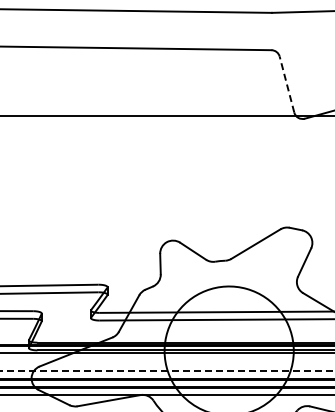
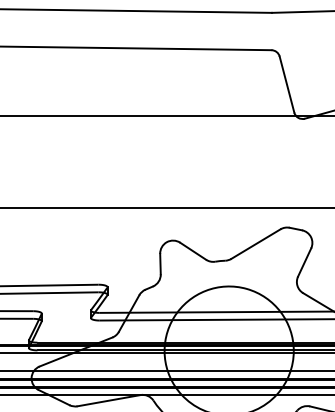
line: dashed -> solid (287, 84)
line: none -> present (166, 207)
line: dashed -> solid (166, 371)
